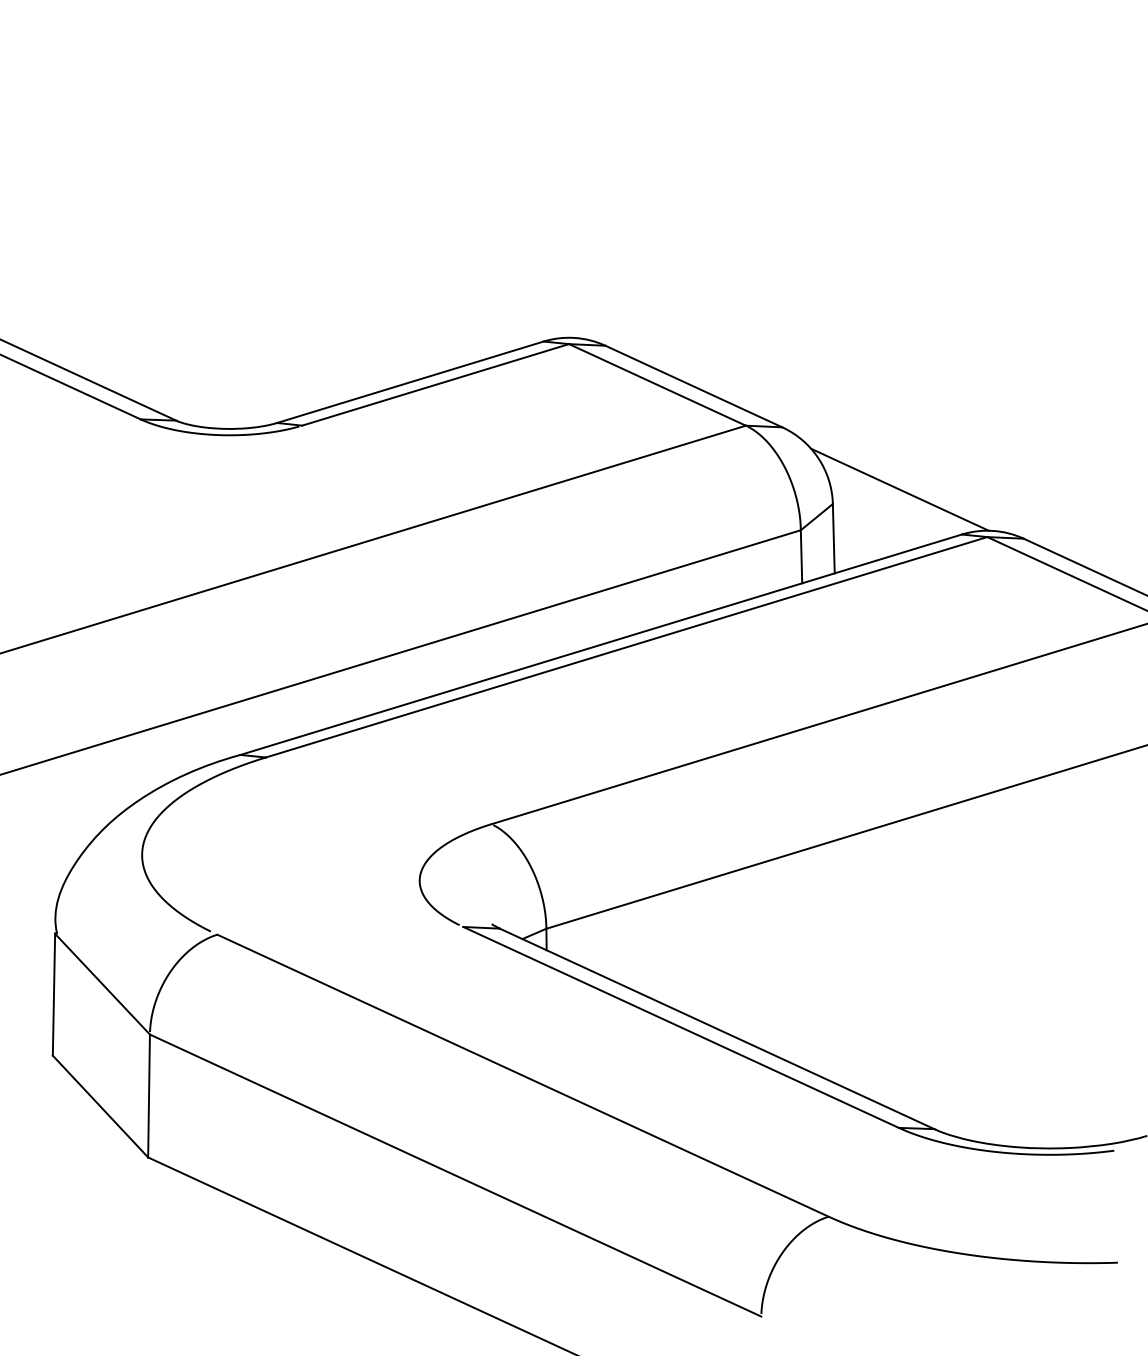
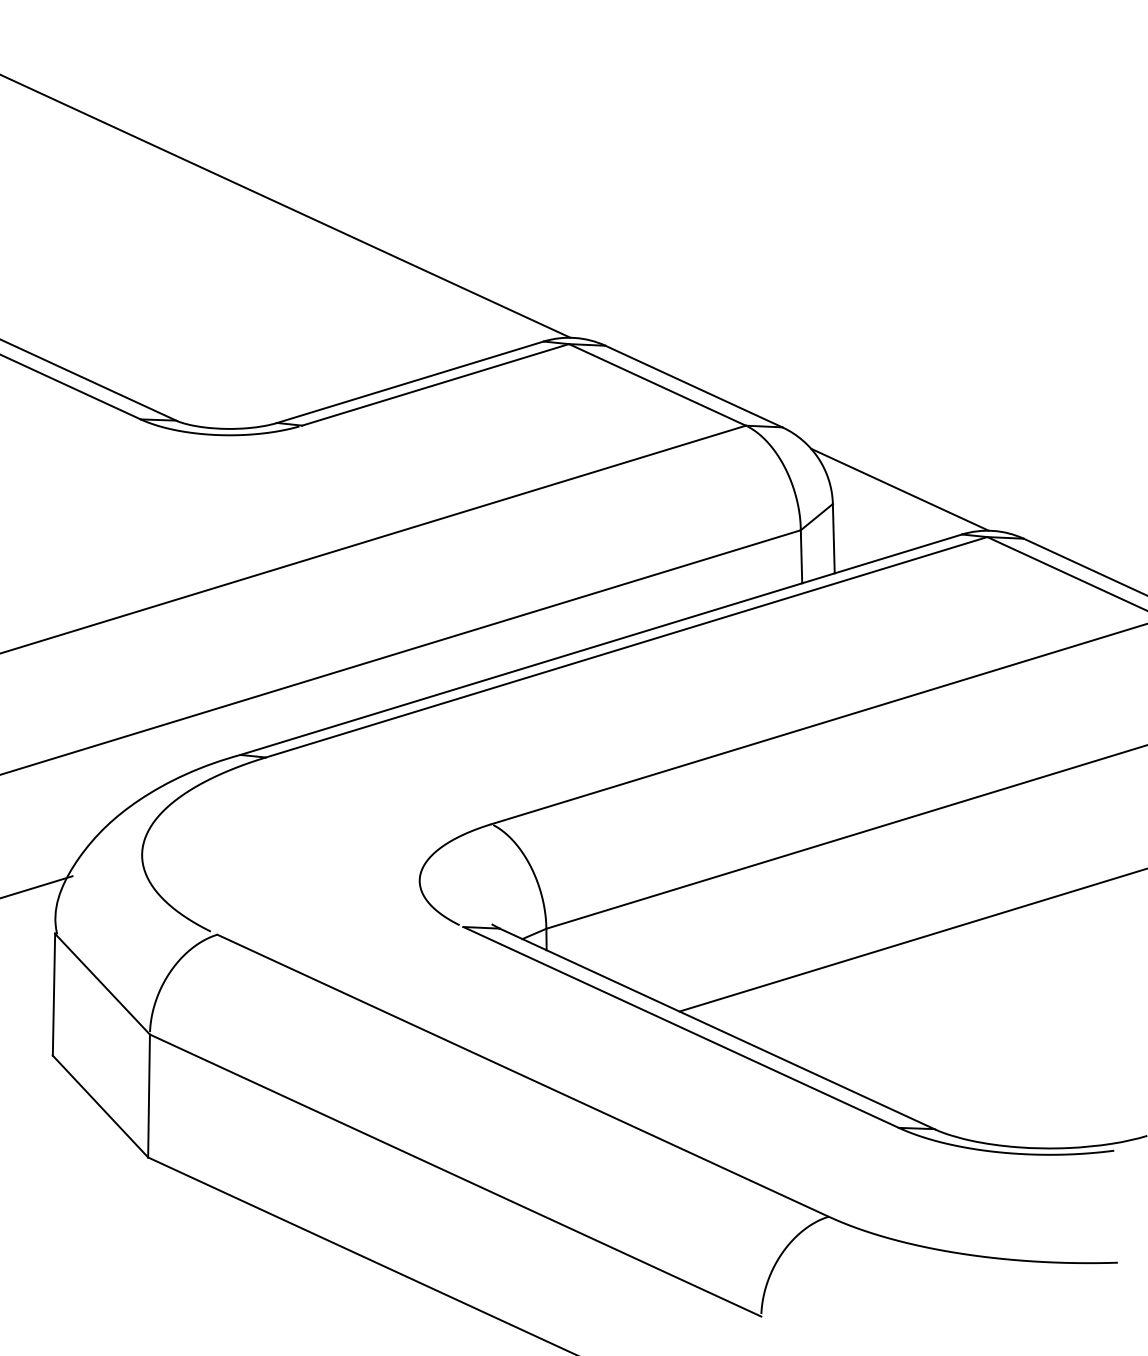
line: none -> present (286, 206)
line: none -> present (37, 886)
line: none -> present (911, 940)
